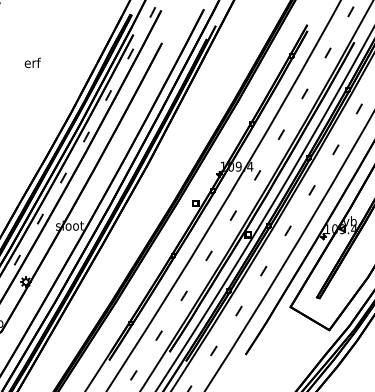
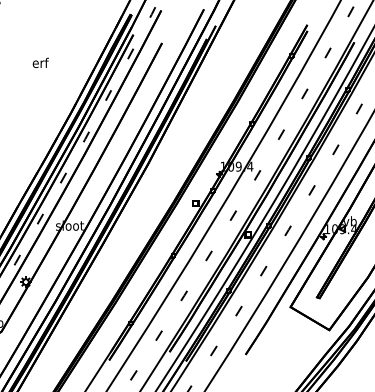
text position: (32, 62) -> (40, 62) (40, 62)
